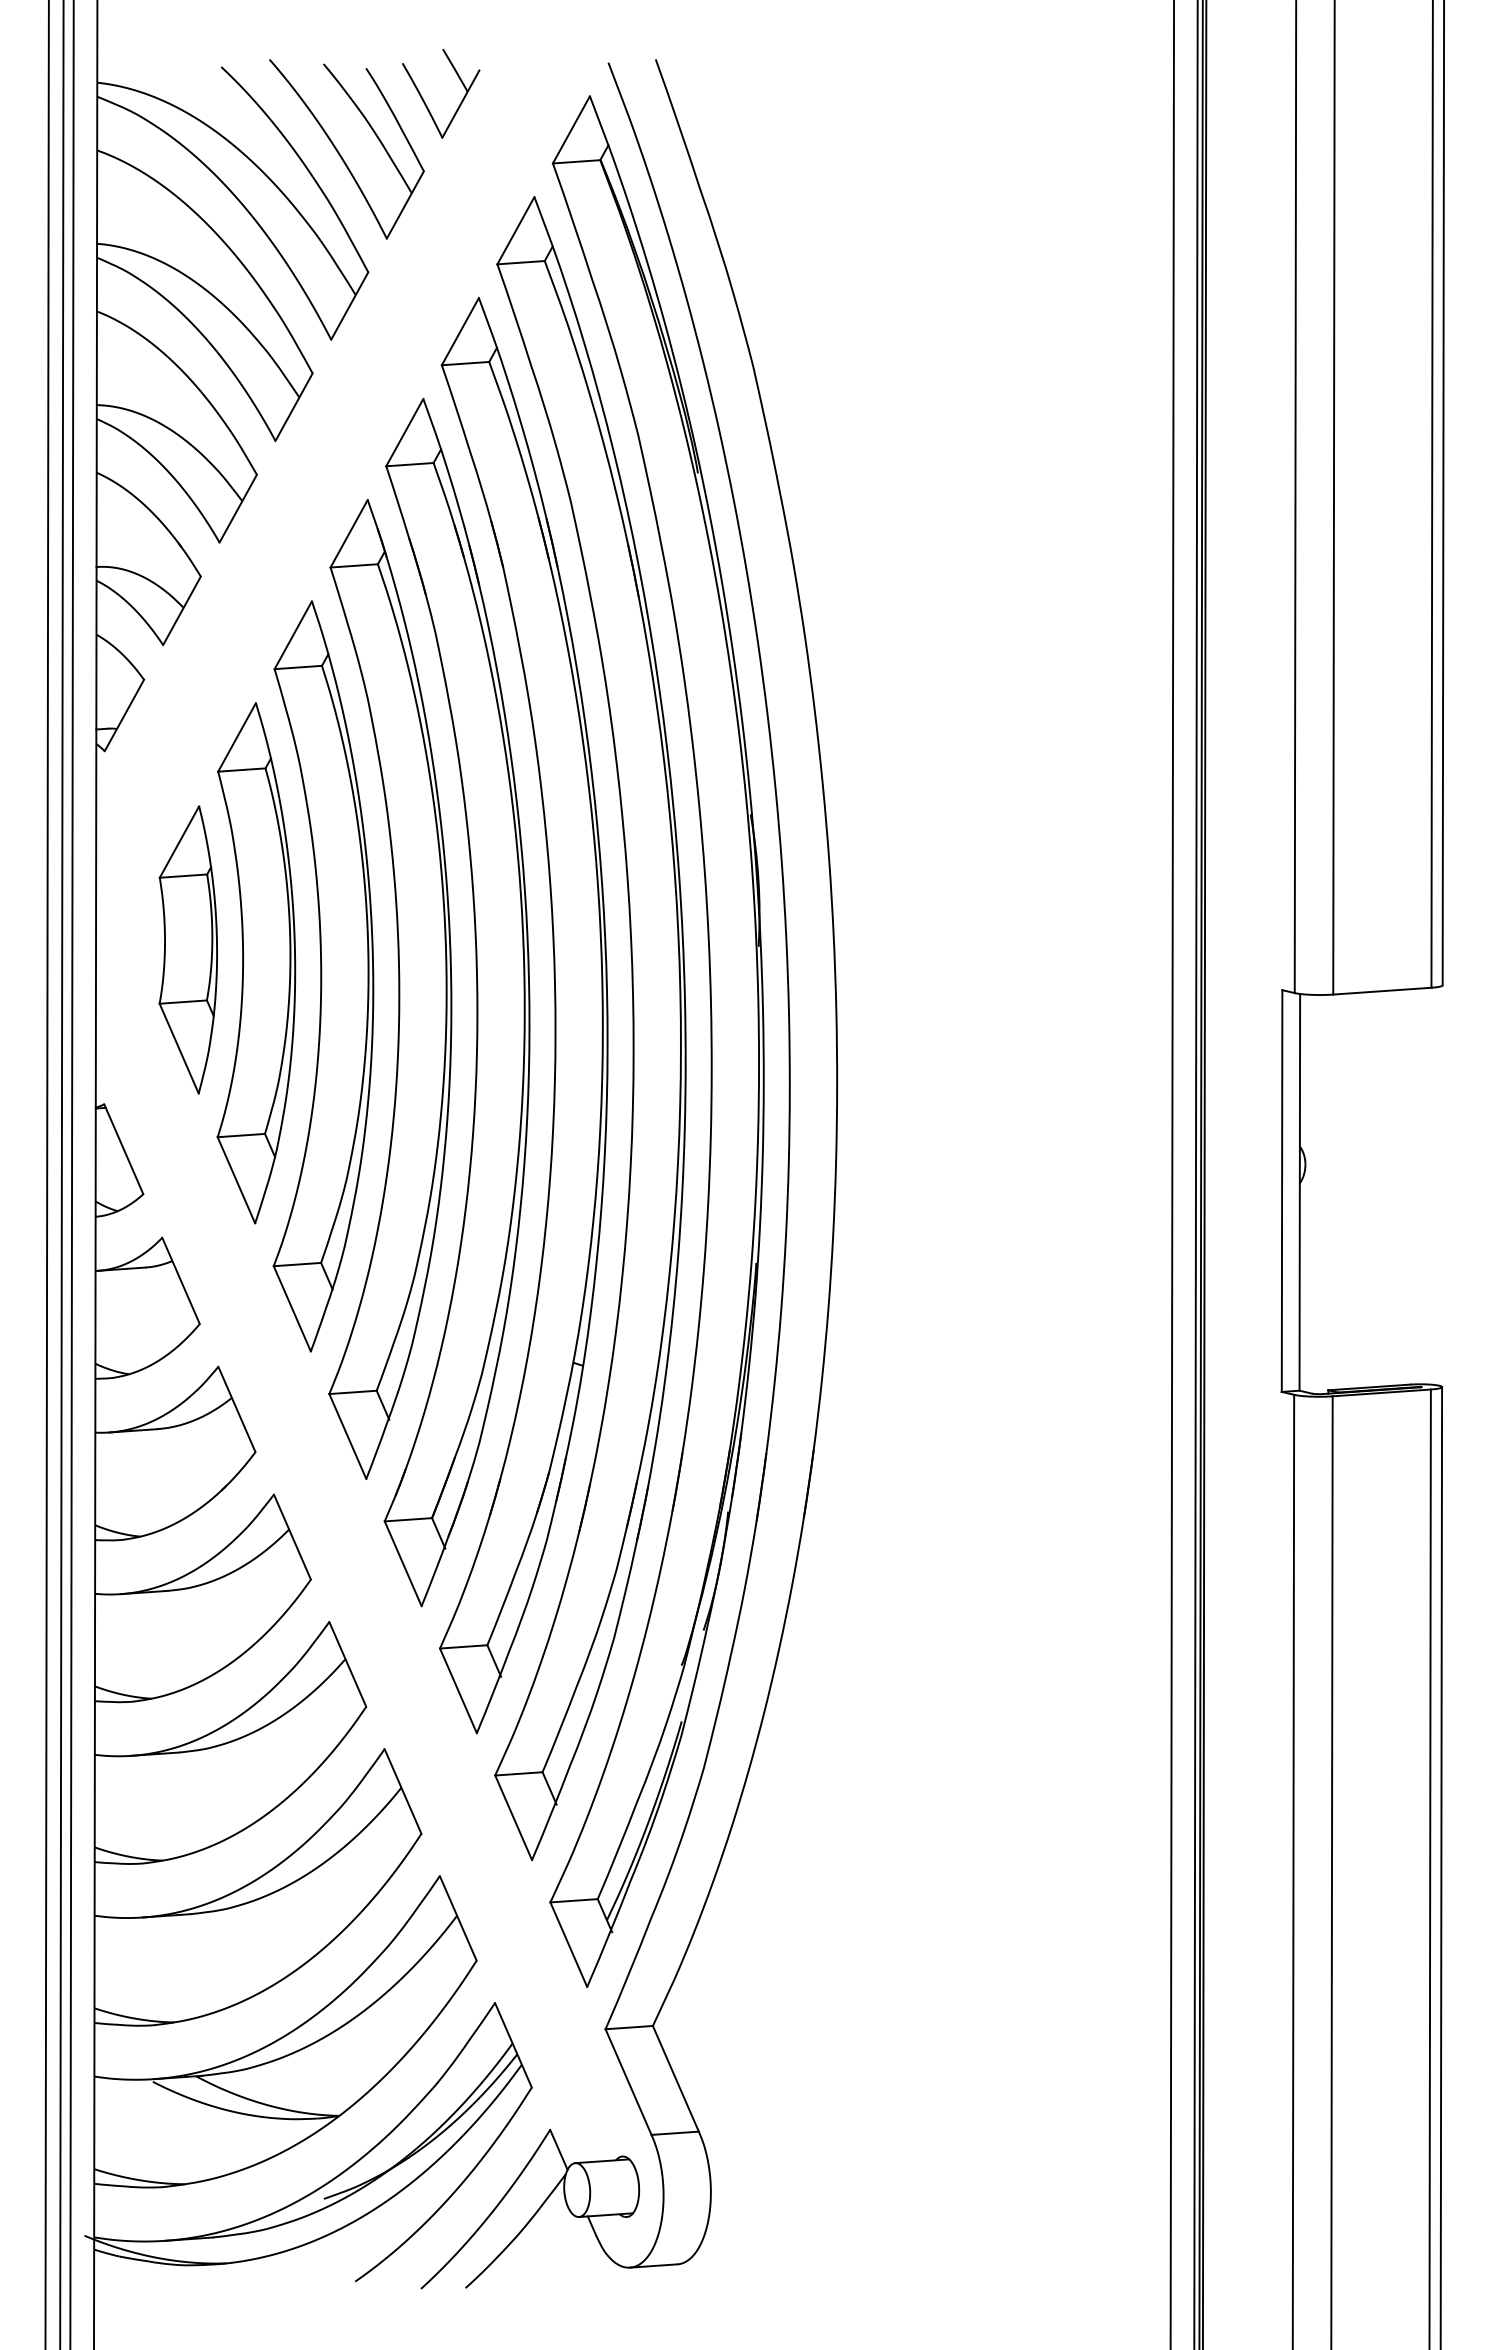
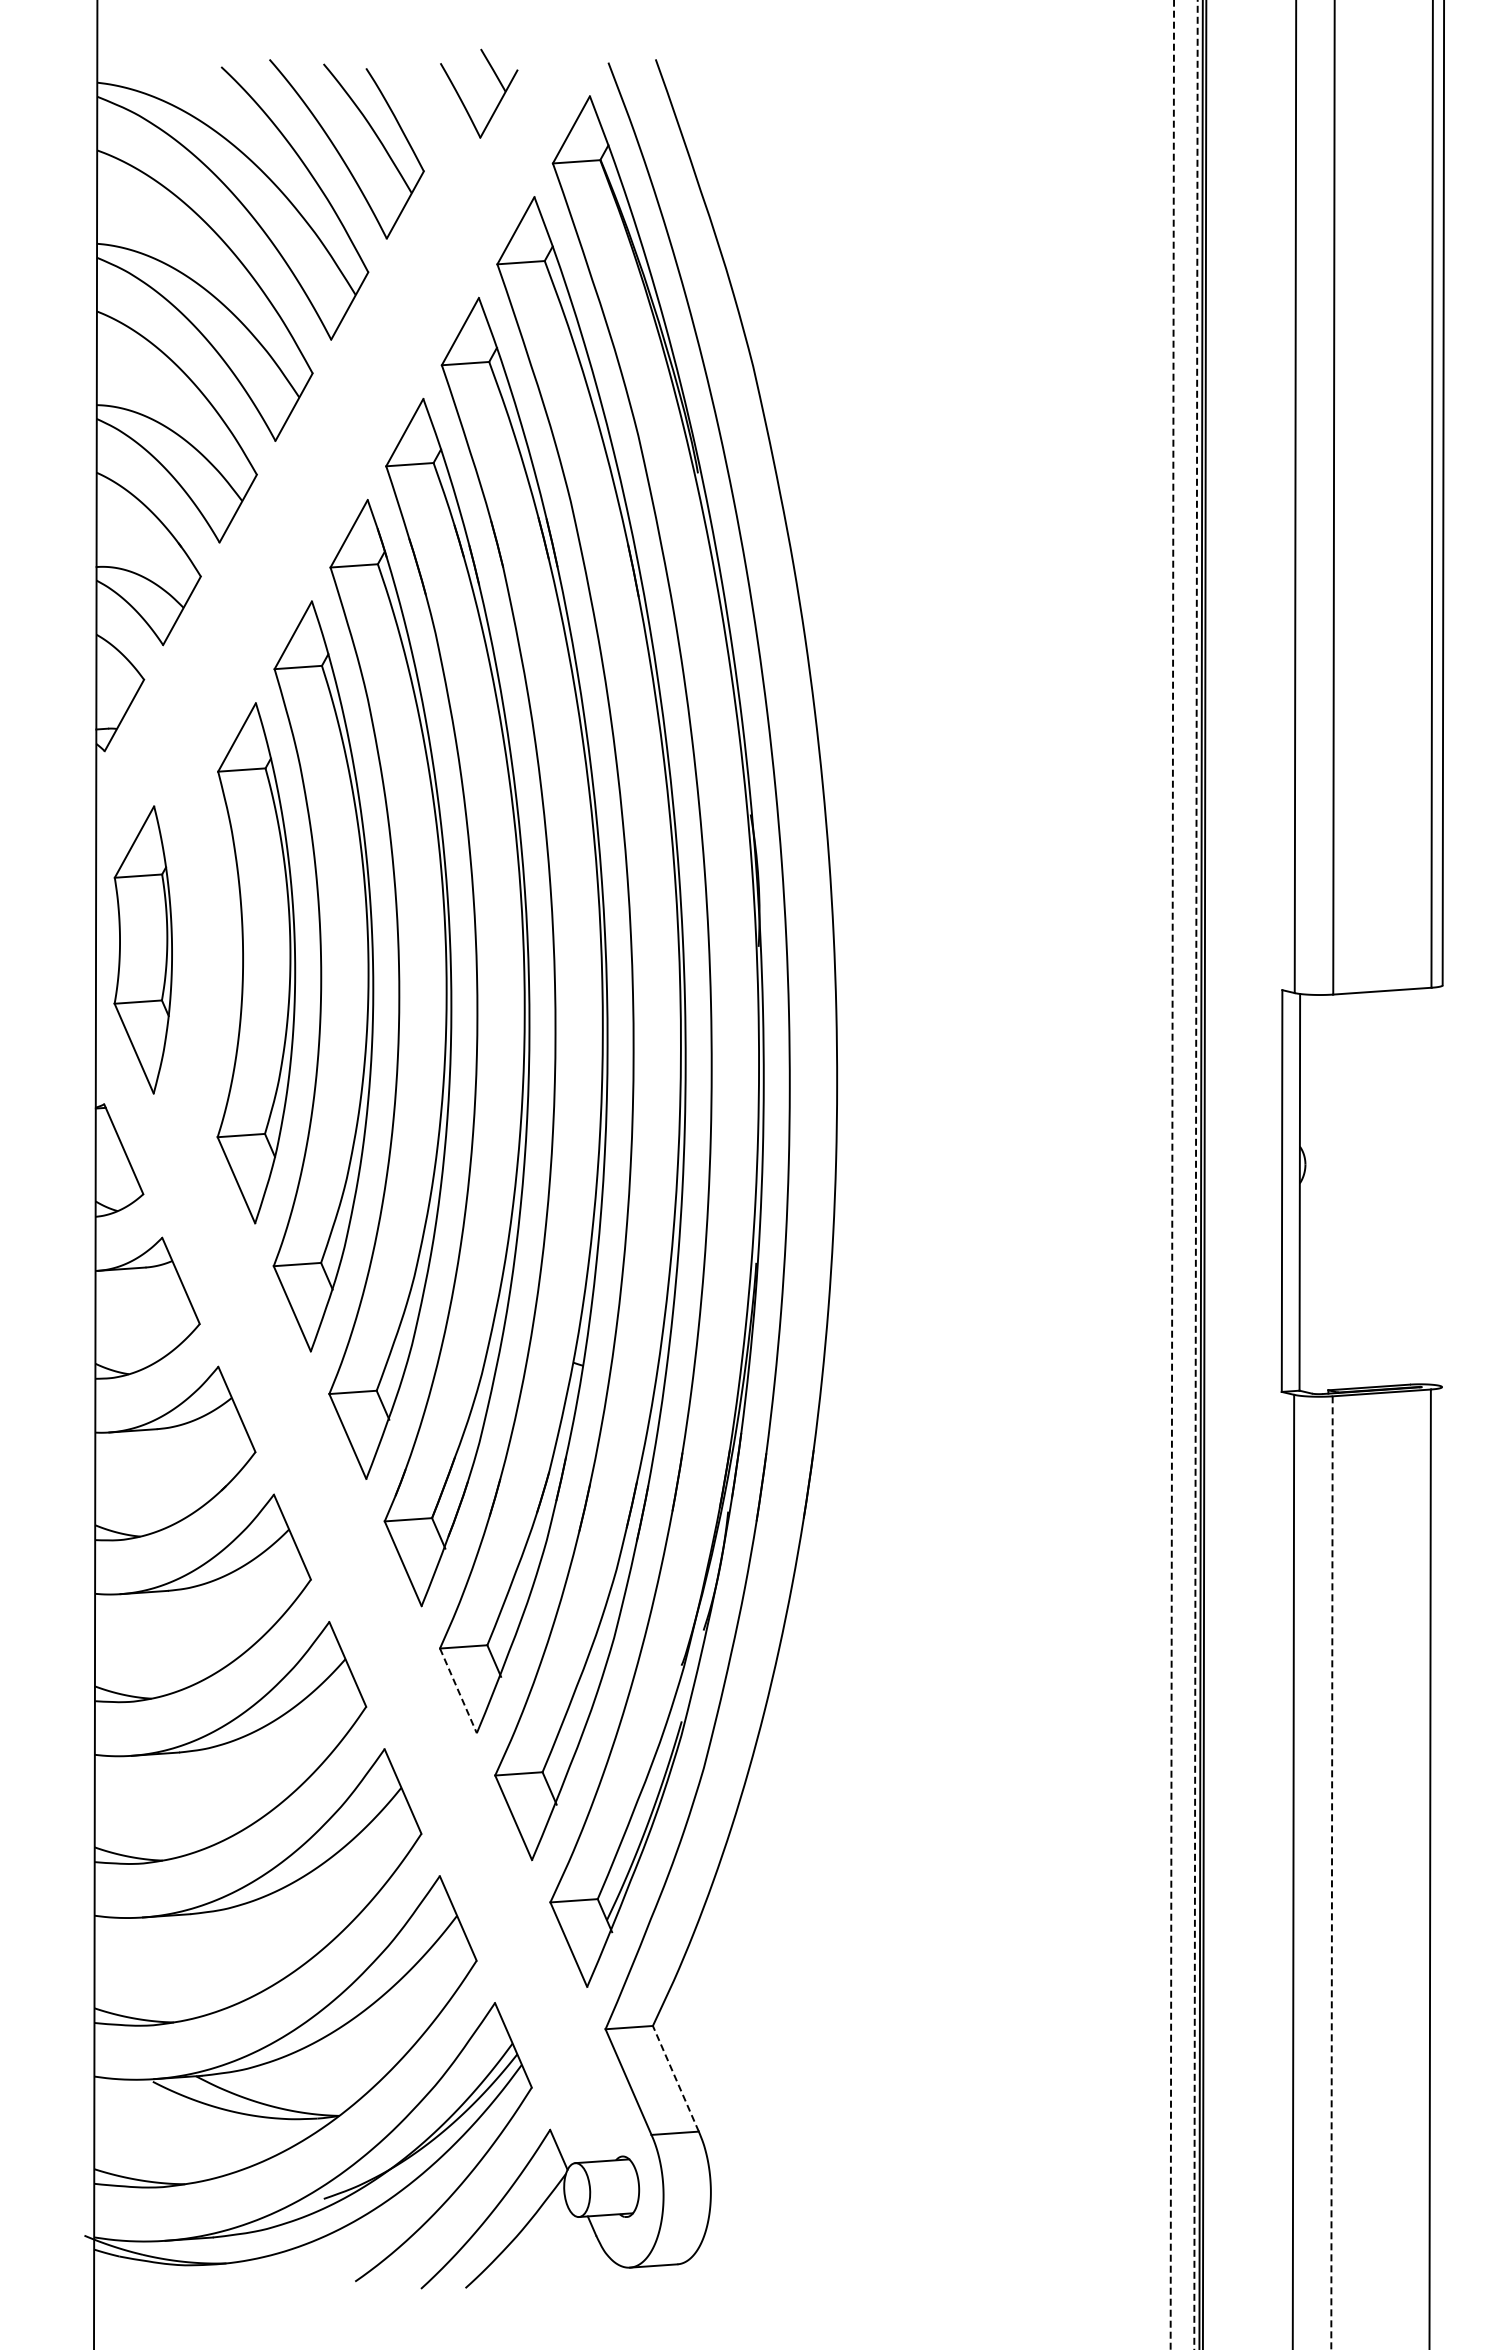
part position: (425, 102) -> (463, 102) (463, 102)
part position: (187, 949) -> (142, 949) (142, 949)
line: present -> none (46, 1174)
line: present -> none (61, 1174)
line: present -> none (71, 1174)
line: solid -> dashed (1172, 1175)
line: solid -> dashed (1195, 1175)
line: solid -> dashed (458, 1691)
line: present -> none (1441, 1866)
line: solid -> dashed (1331, 1872)
line: solid -> dashed (675, 2078)
